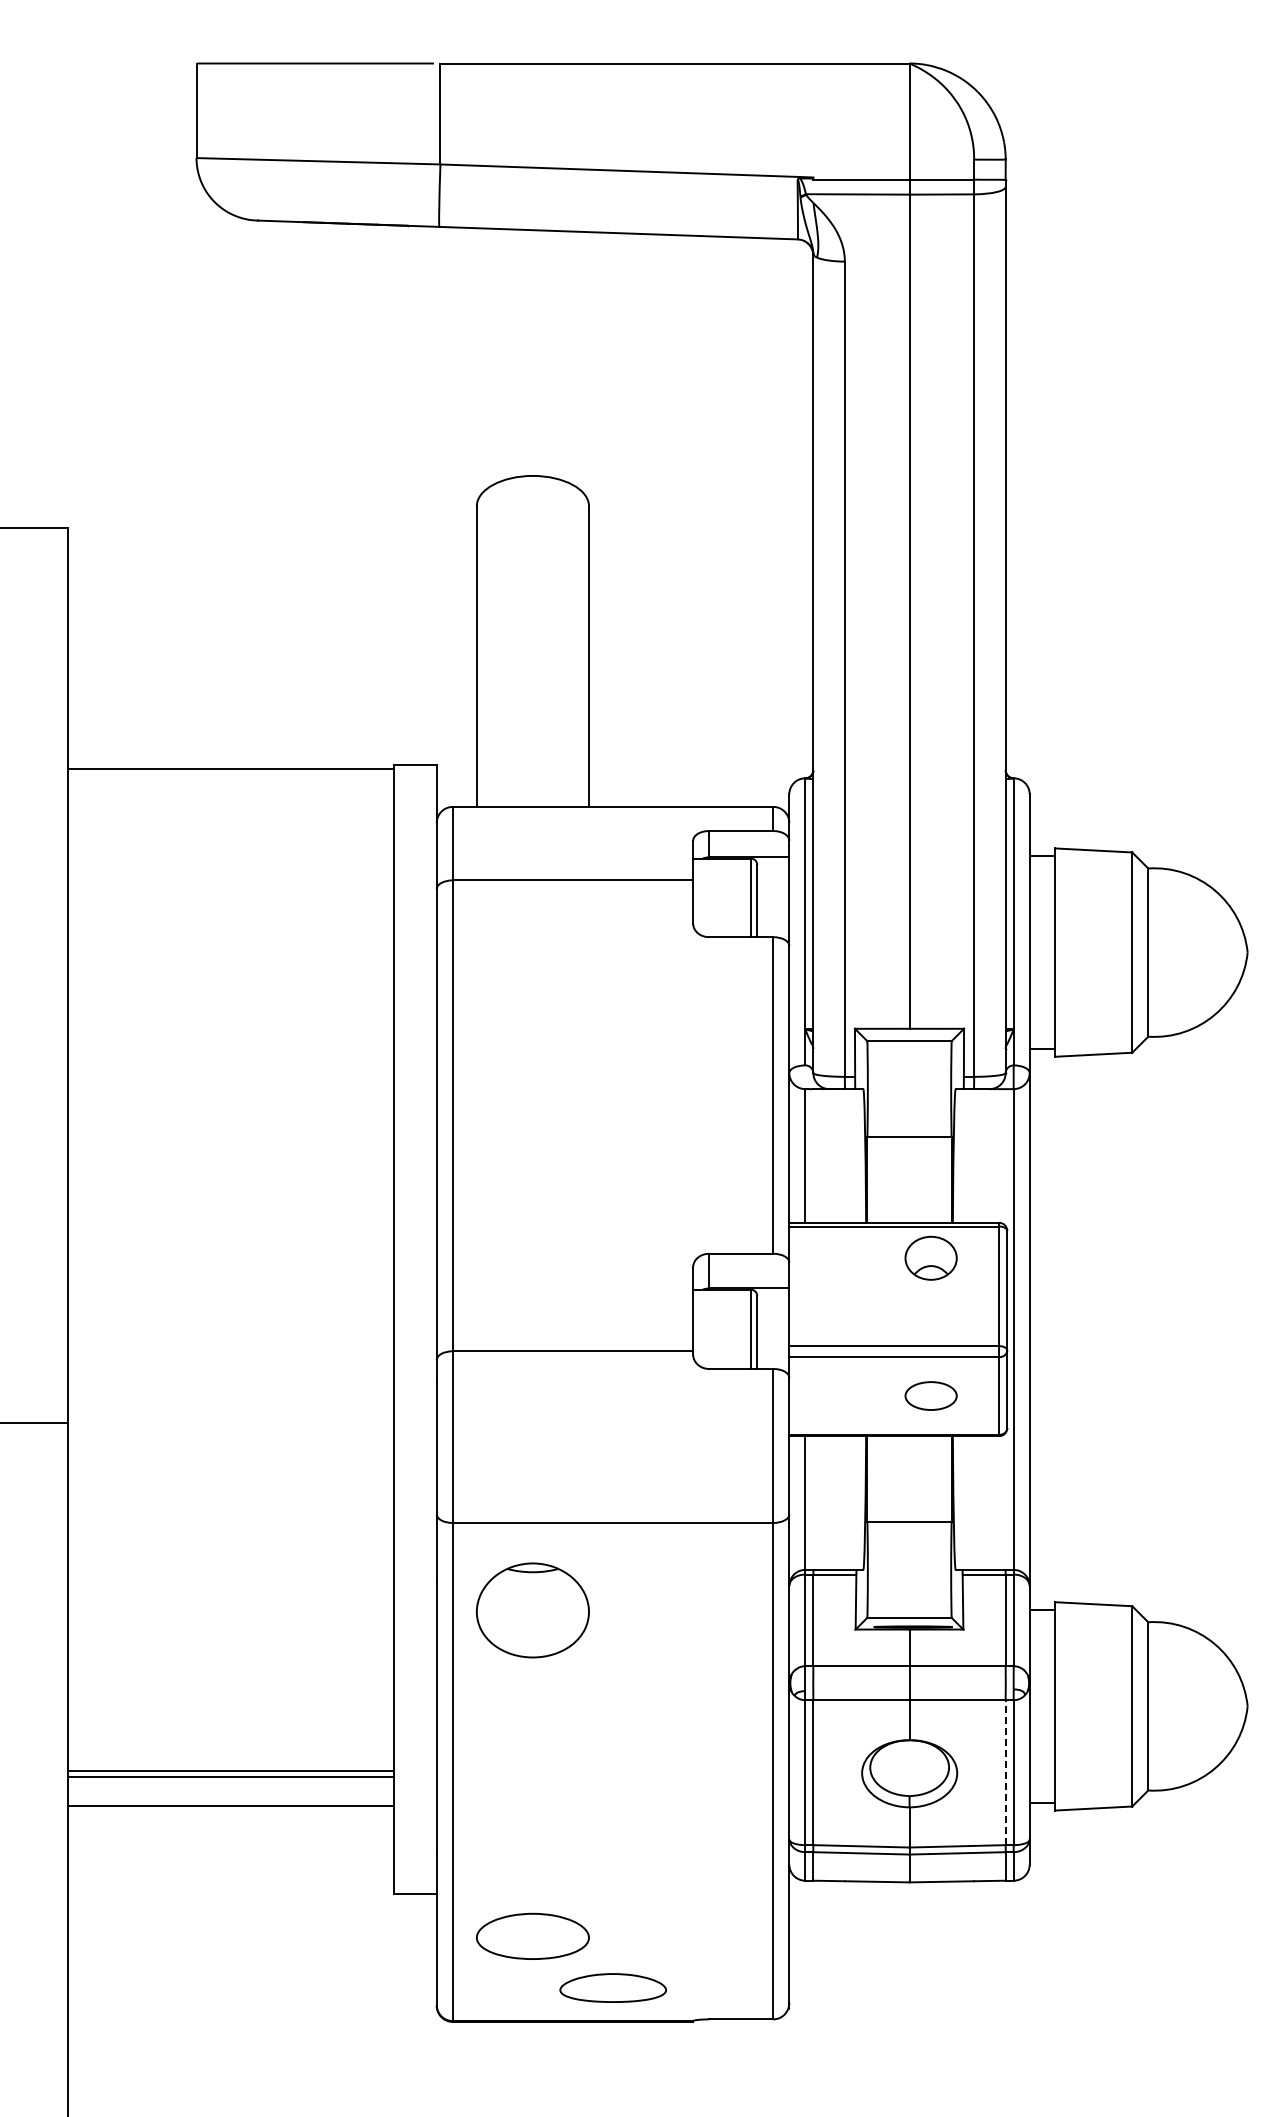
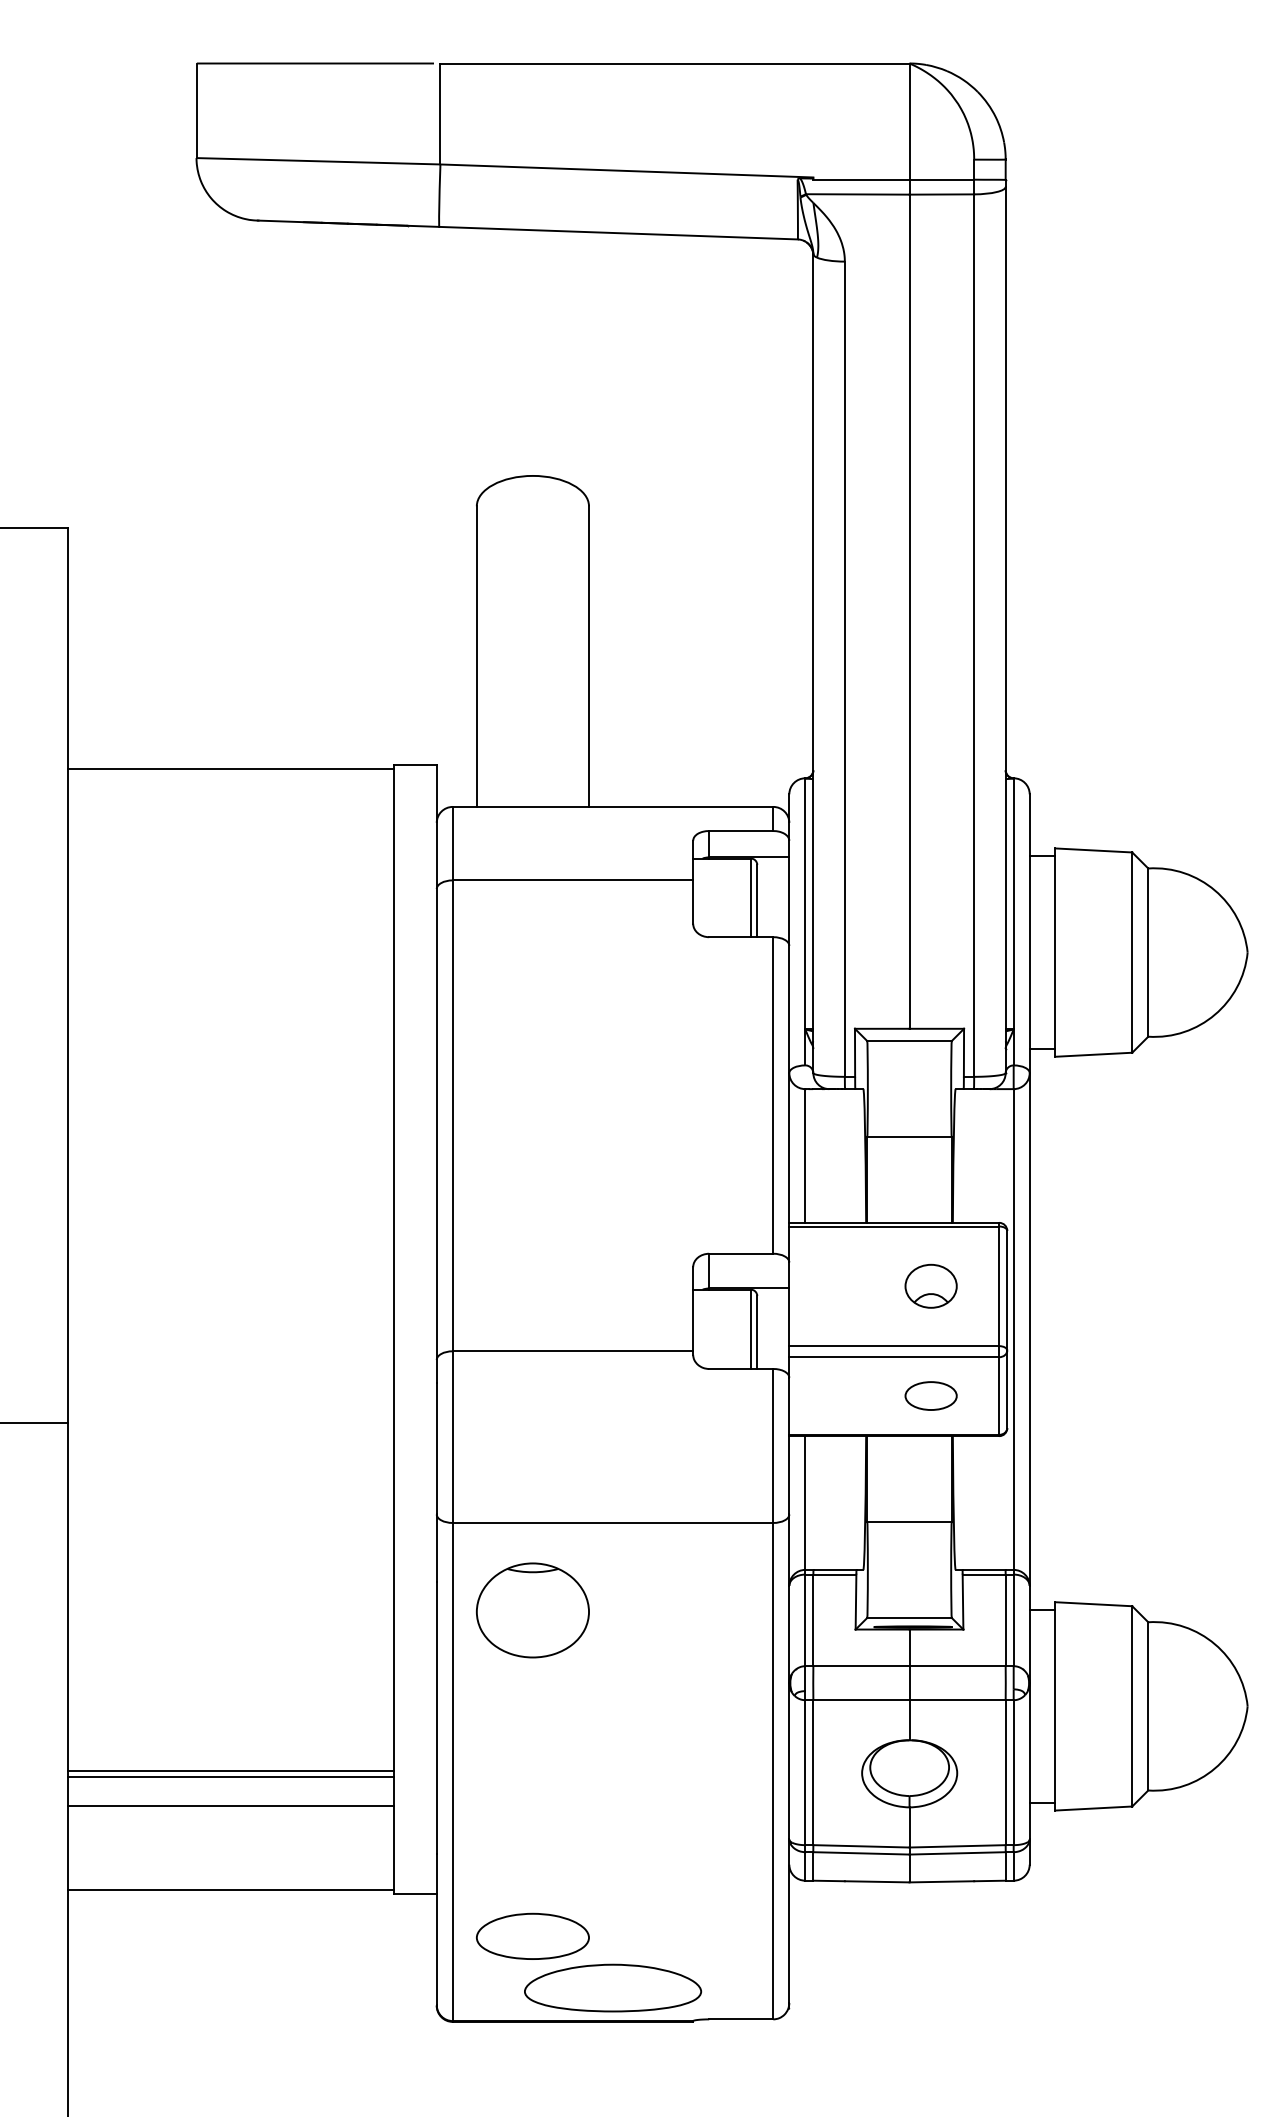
part position: (930, 1257) -> (930, 1285) (930, 1285)
line: dashed -> solid (1005, 1772)
line: none -> present (230, 1890)
part size: 108x30 px -> 179x50 px (613, 1987)
